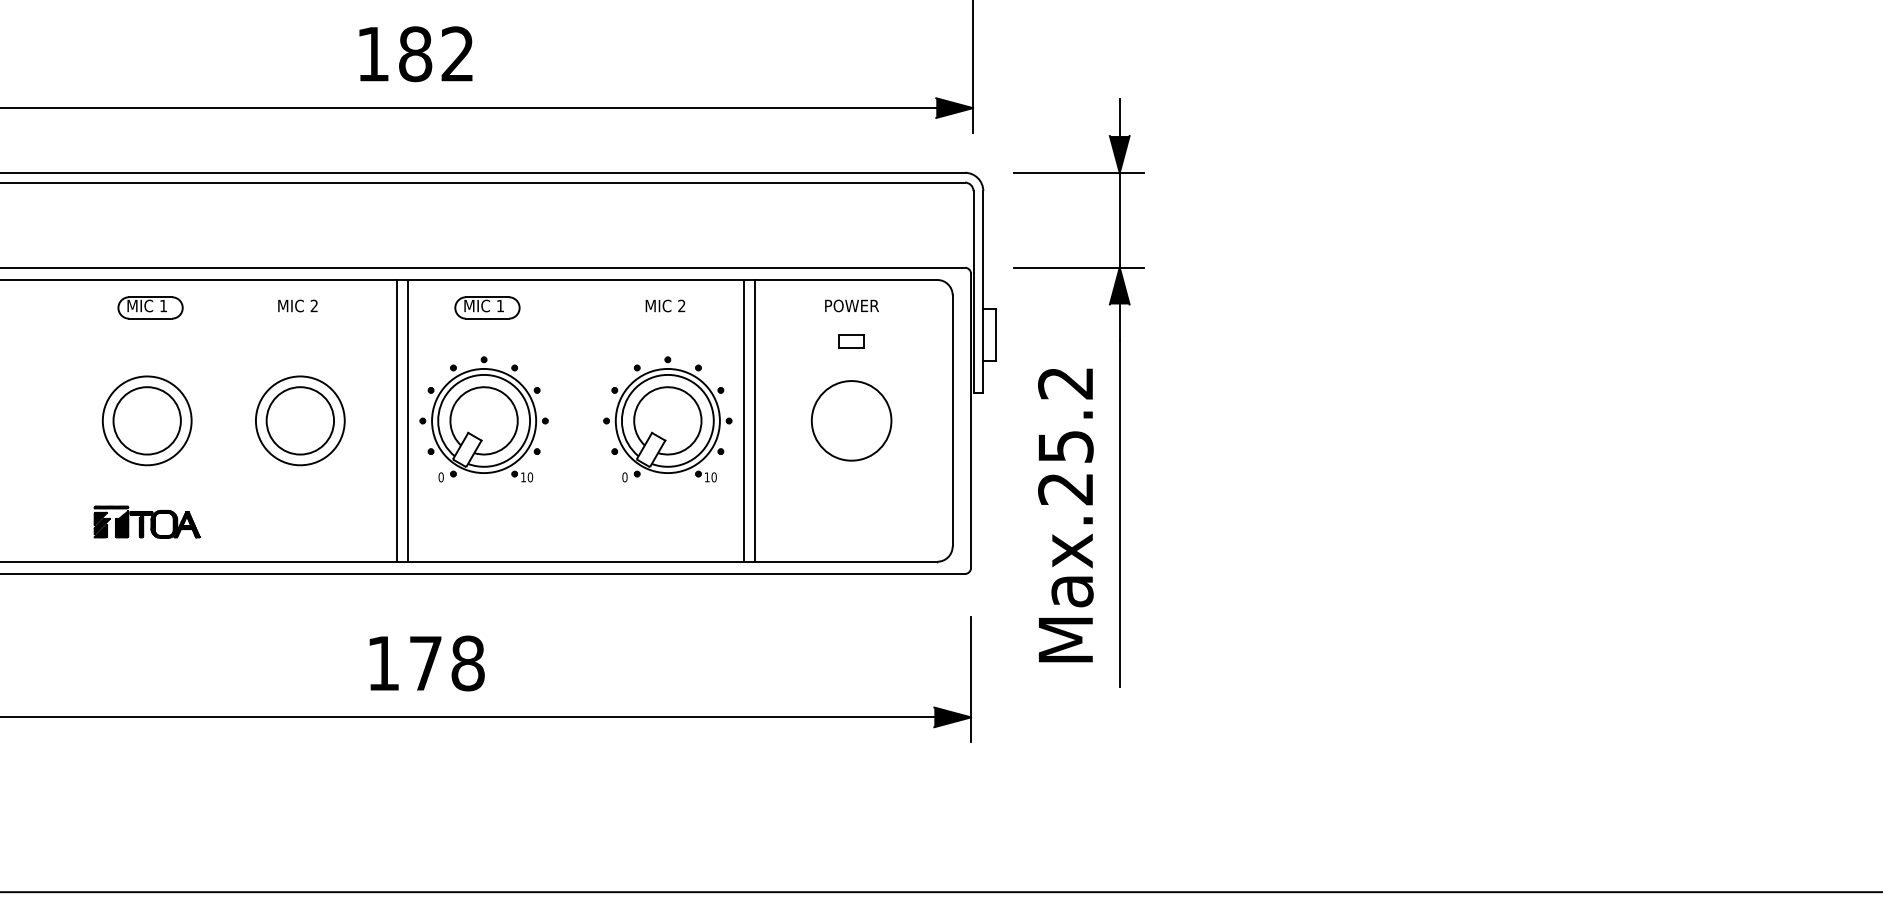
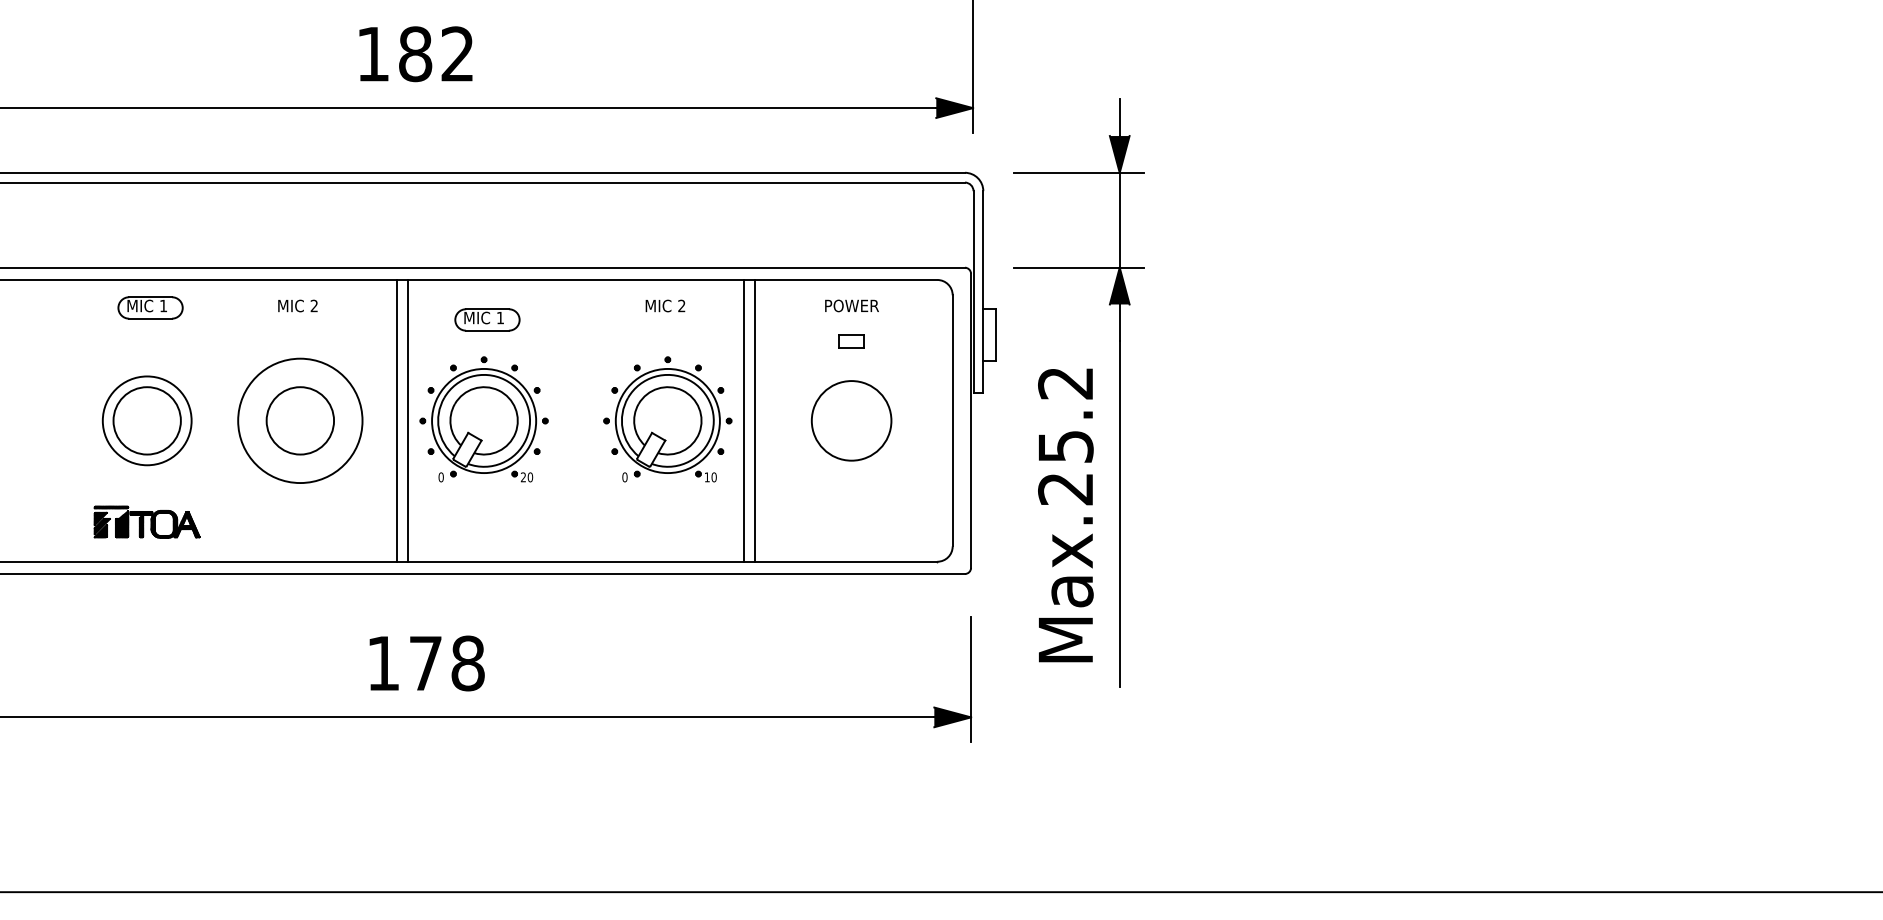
part position: (487, 307) -> (487, 319) (487, 319)
circle diameter: 89 px -> 124 px (300, 420)
text: 10 -> 20 (522, 477)
